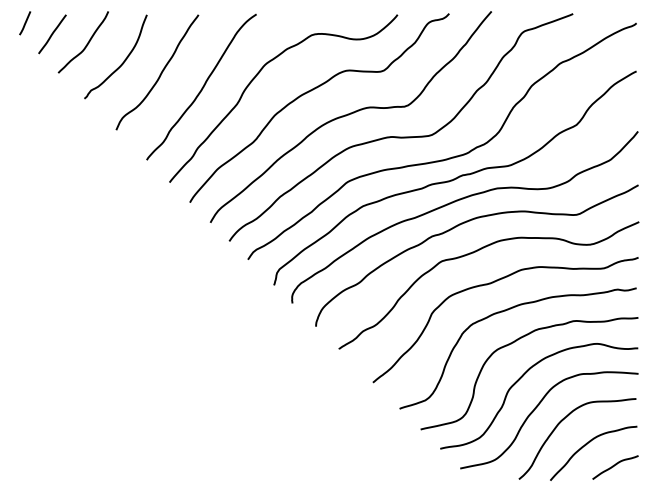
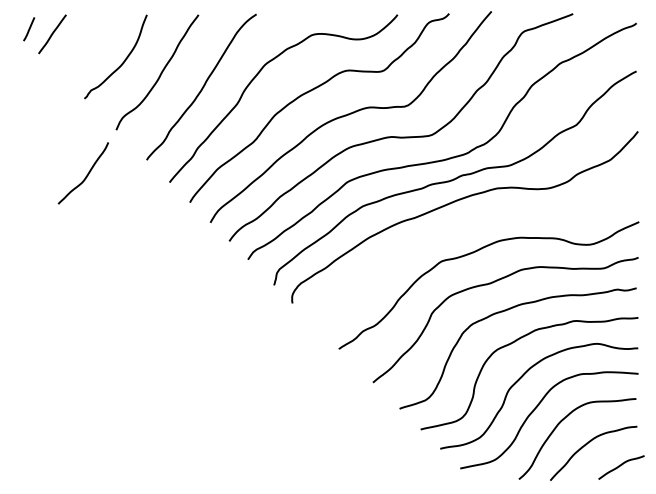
line position: (25, 23) -> (29, 29) (29, 29)
curve position: (85, 45) -> (85, 176) (85, 176)
curve: present -> none (465, 223)
curve position: (614, 466) -> (620, 466) (620, 466)
